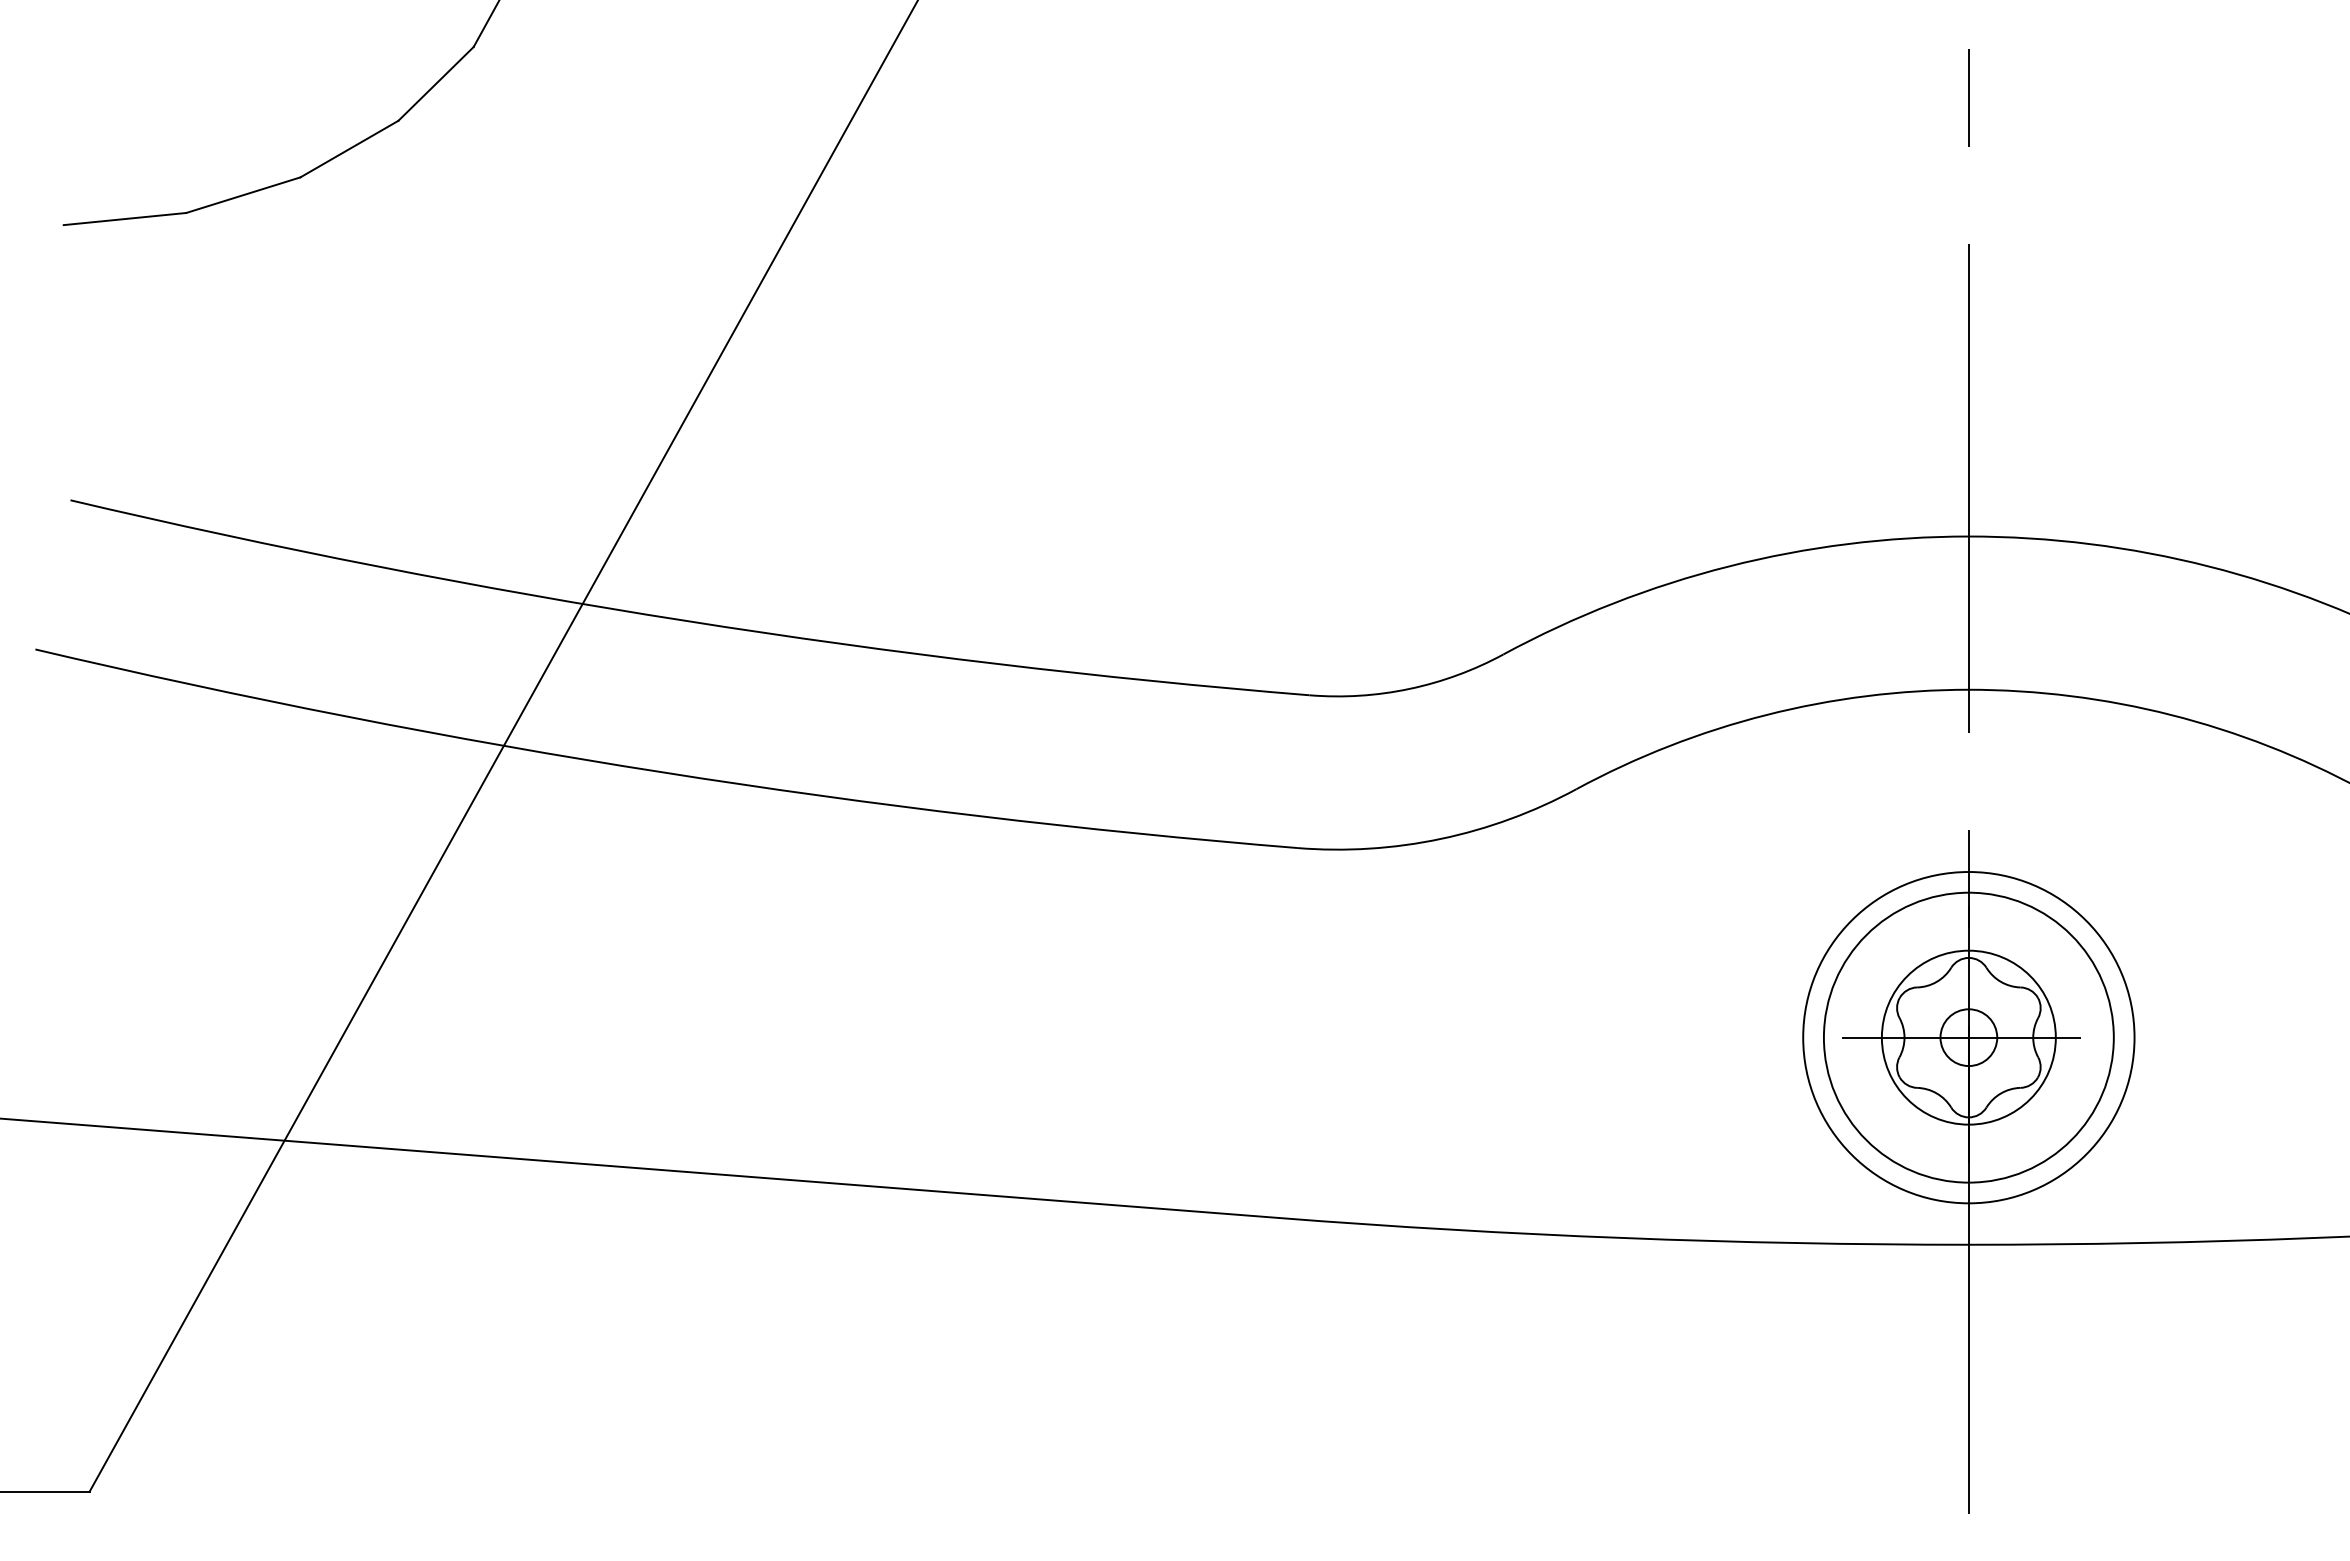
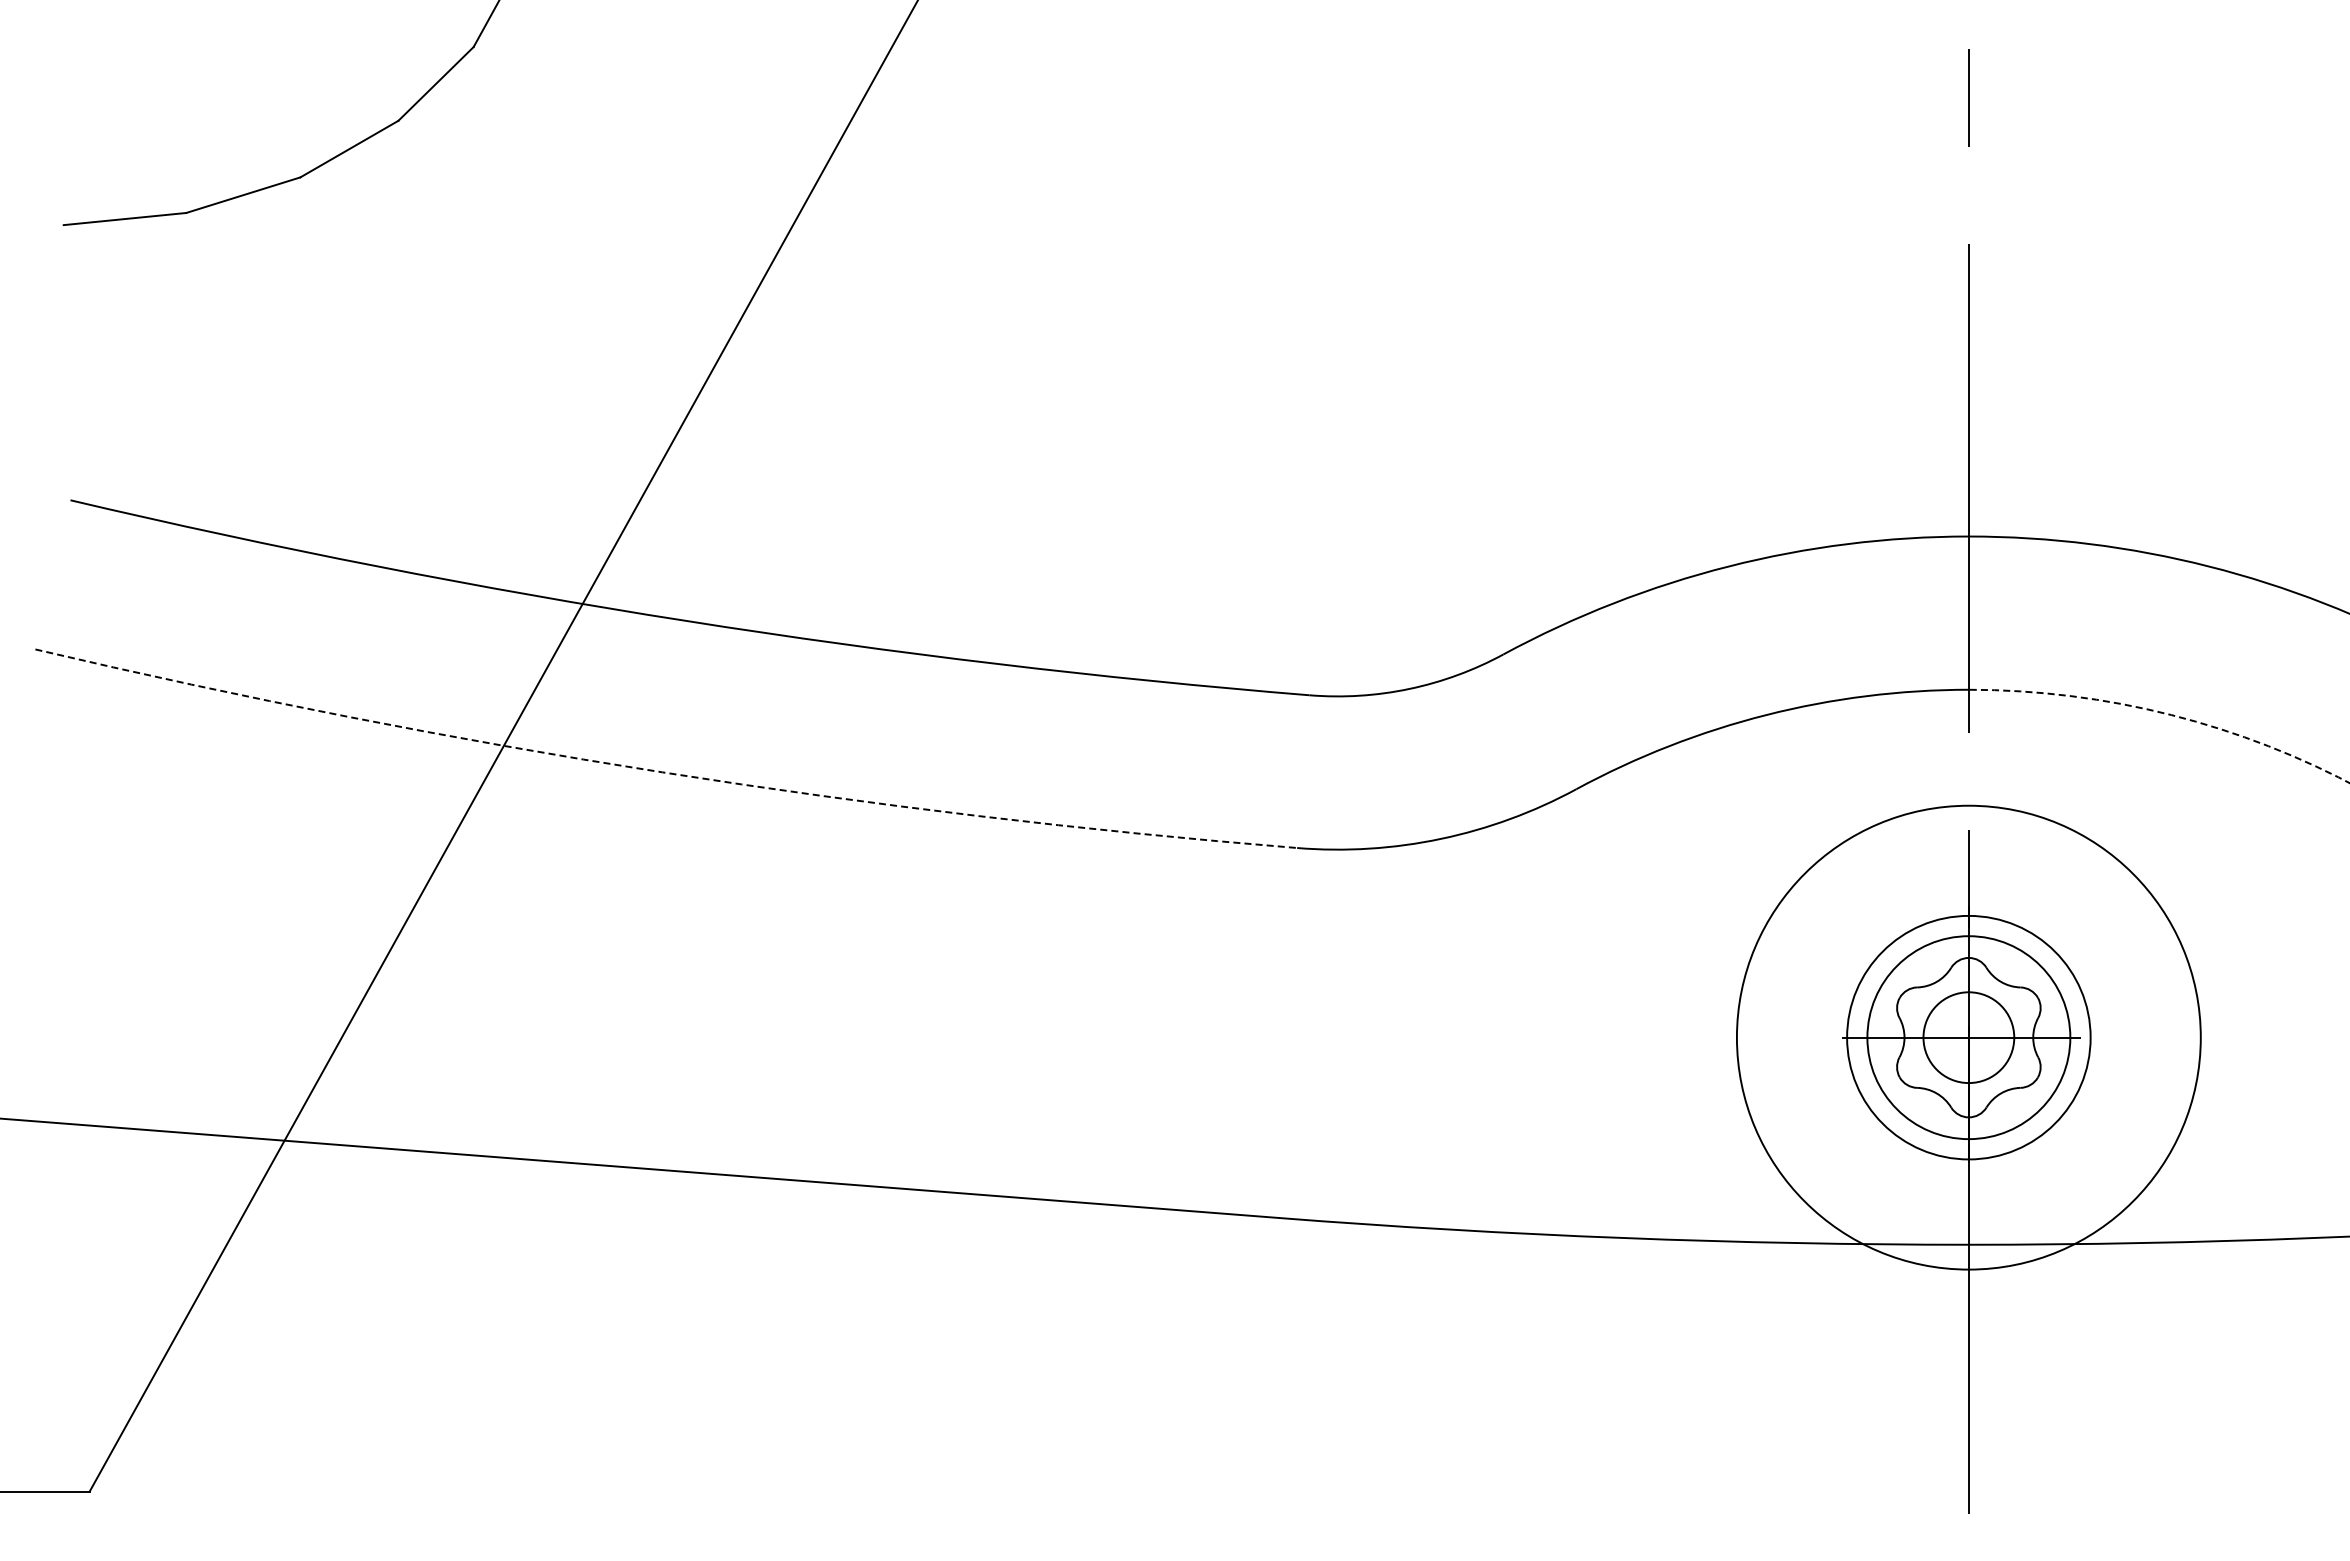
arc: solid -> dashed (2165, 713)
arc: solid -> dashed (662, 772)
circle diameter: 174 px -> 244 px (1968, 1037)
circle diameter: 290 px -> 203 px (1968, 1037)
circle diameter: 331 px -> 464 px (1968, 1037)
circle diameter: 57 px -> 91 px (1968, 1037)
